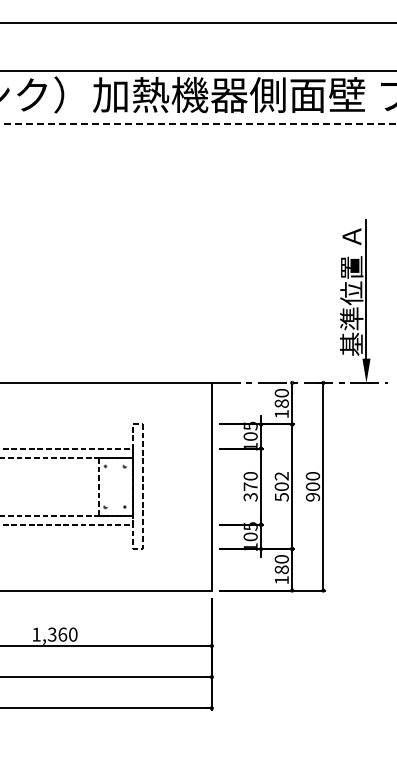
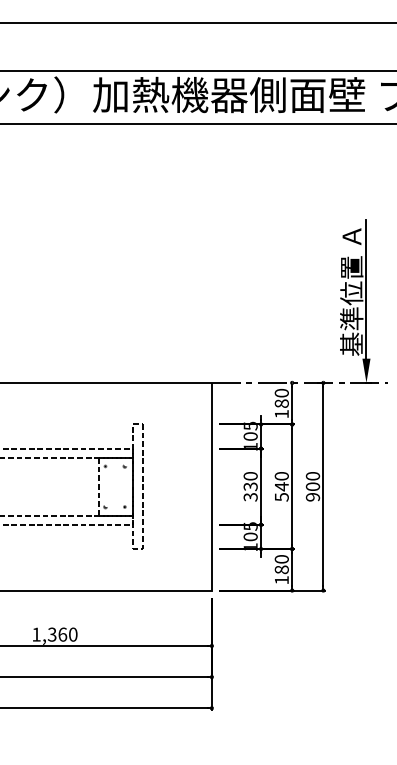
line: dashed -> solid (198, 123)
text: 502 -> 540 (281, 481)
text: 370 -> 330 (250, 486)
